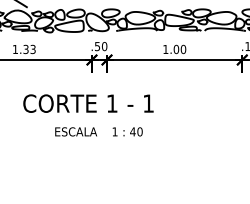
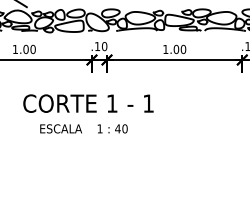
text: .50 -> .10 (97, 46)
text: 1.33 -> 1.00 (29, 49)
text position: (98, 131) -> (83, 128) (83, 128)
